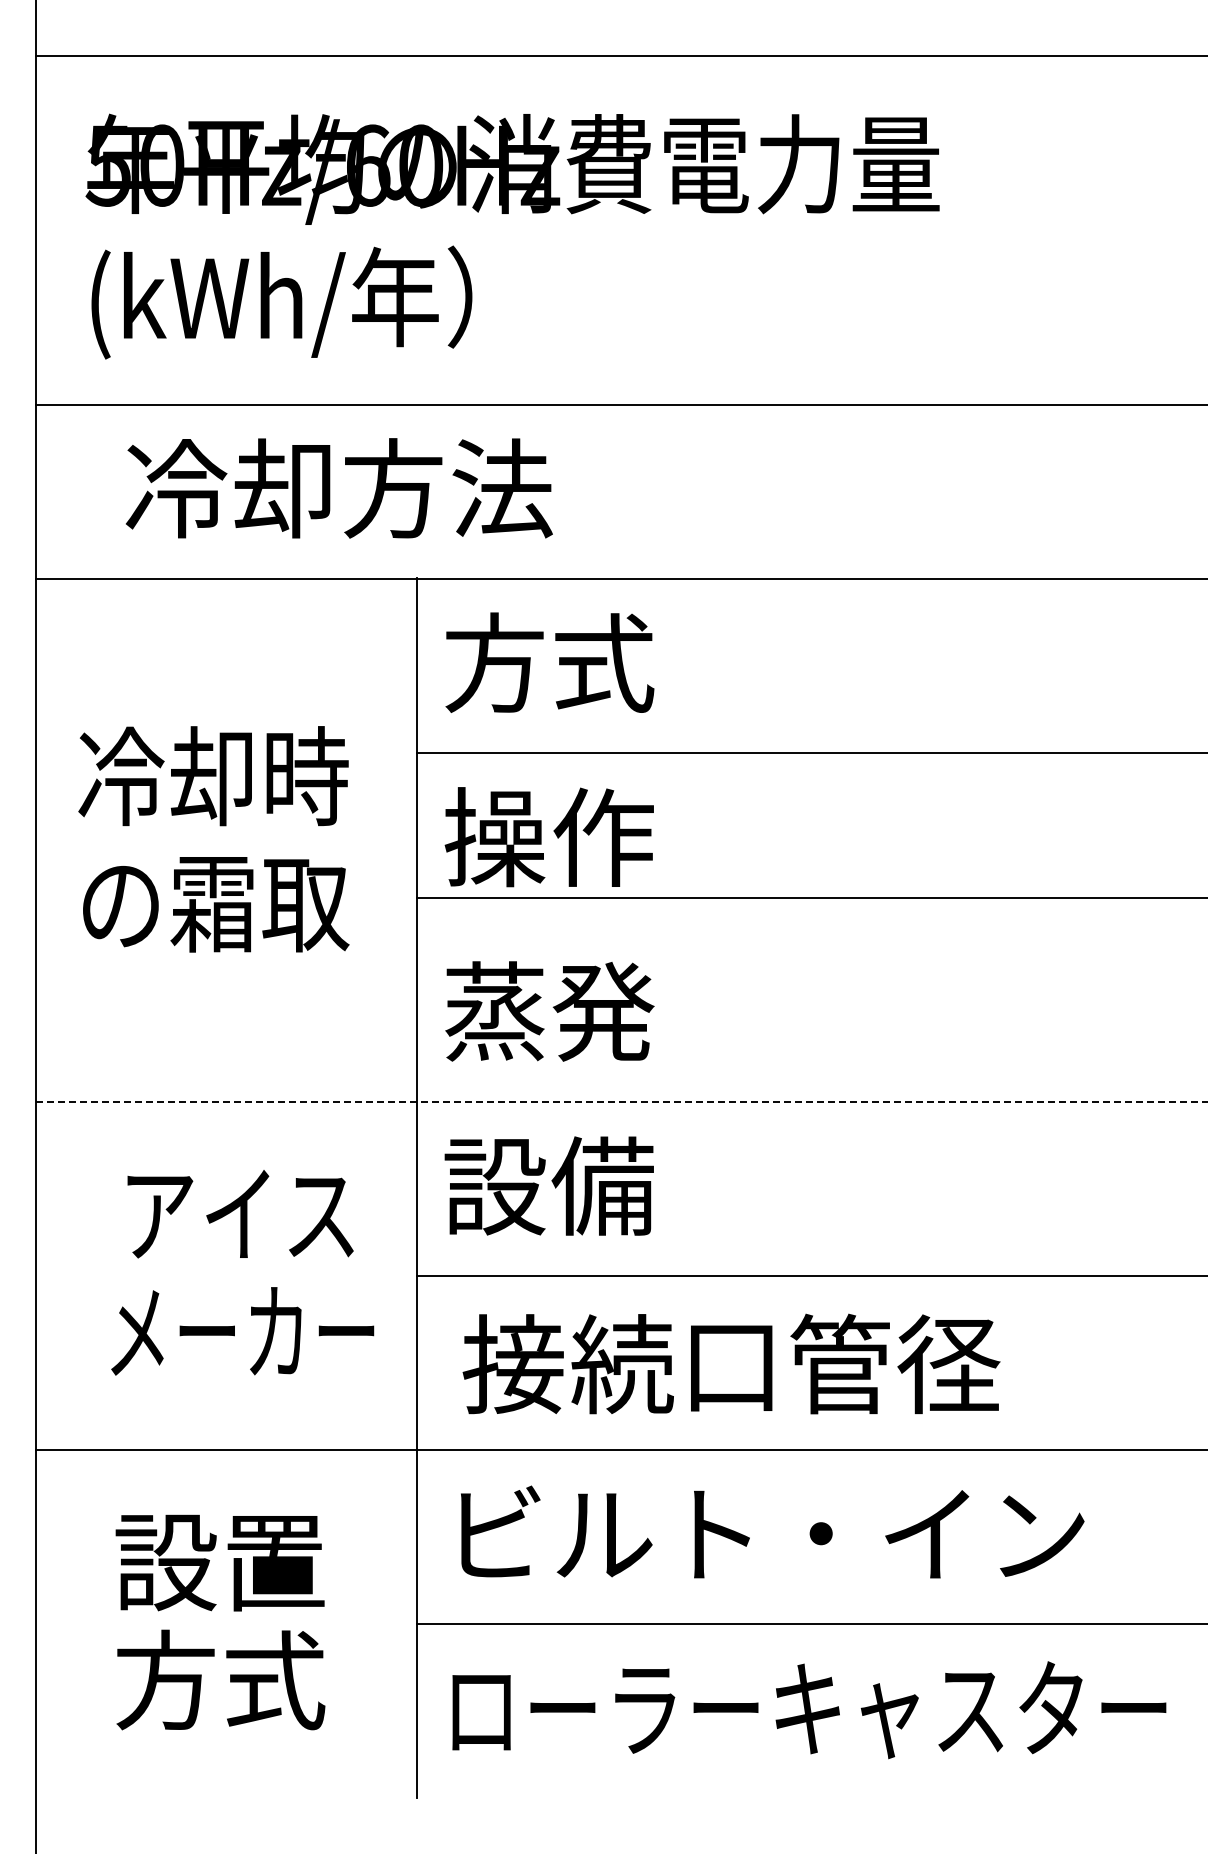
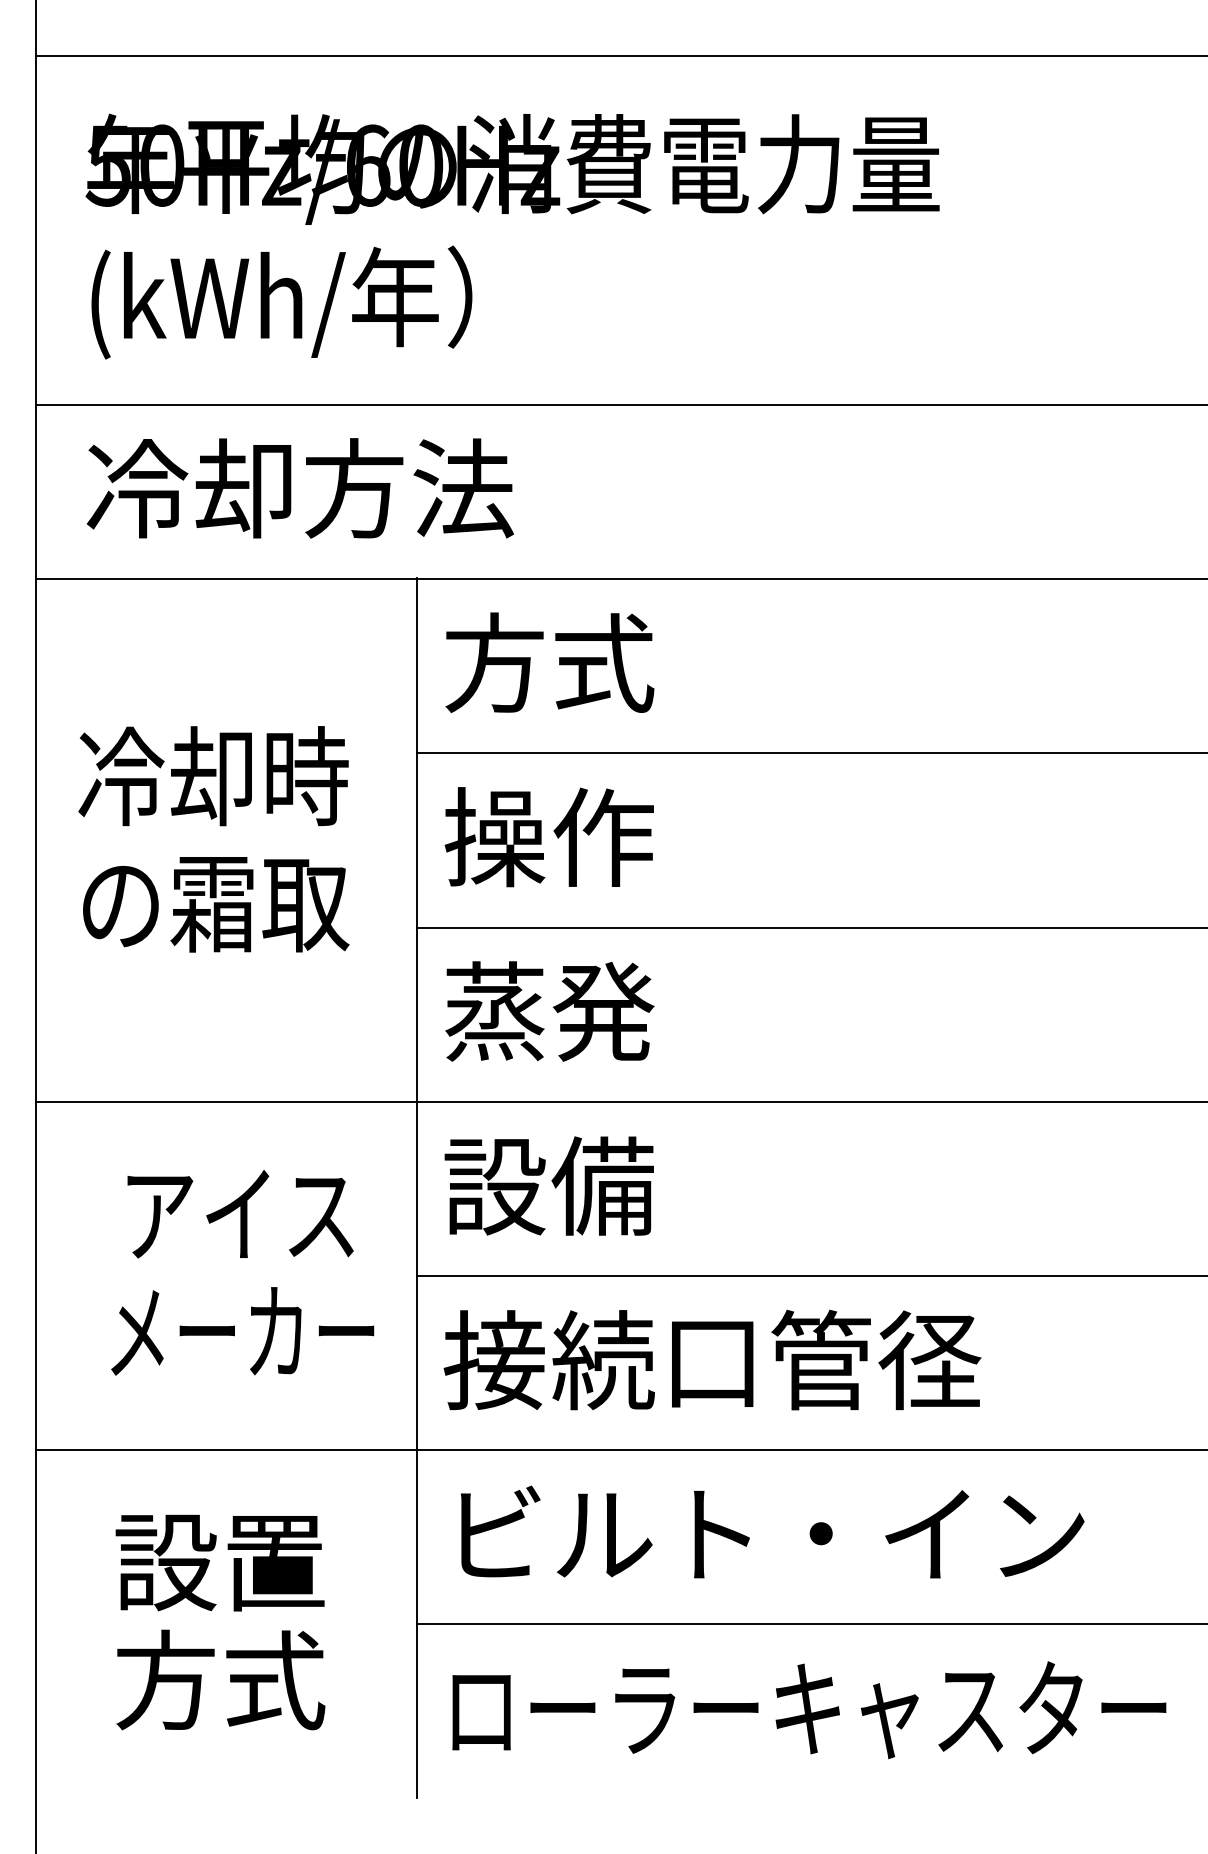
text position: (339, 488) -> (300, 488) (300, 488)
line position: (810, 897) -> (810, 927) (810, 927)
line: dashed -> solid (622, 1102)
text position: (731, 1363) -> (712, 1359) (712, 1359)
